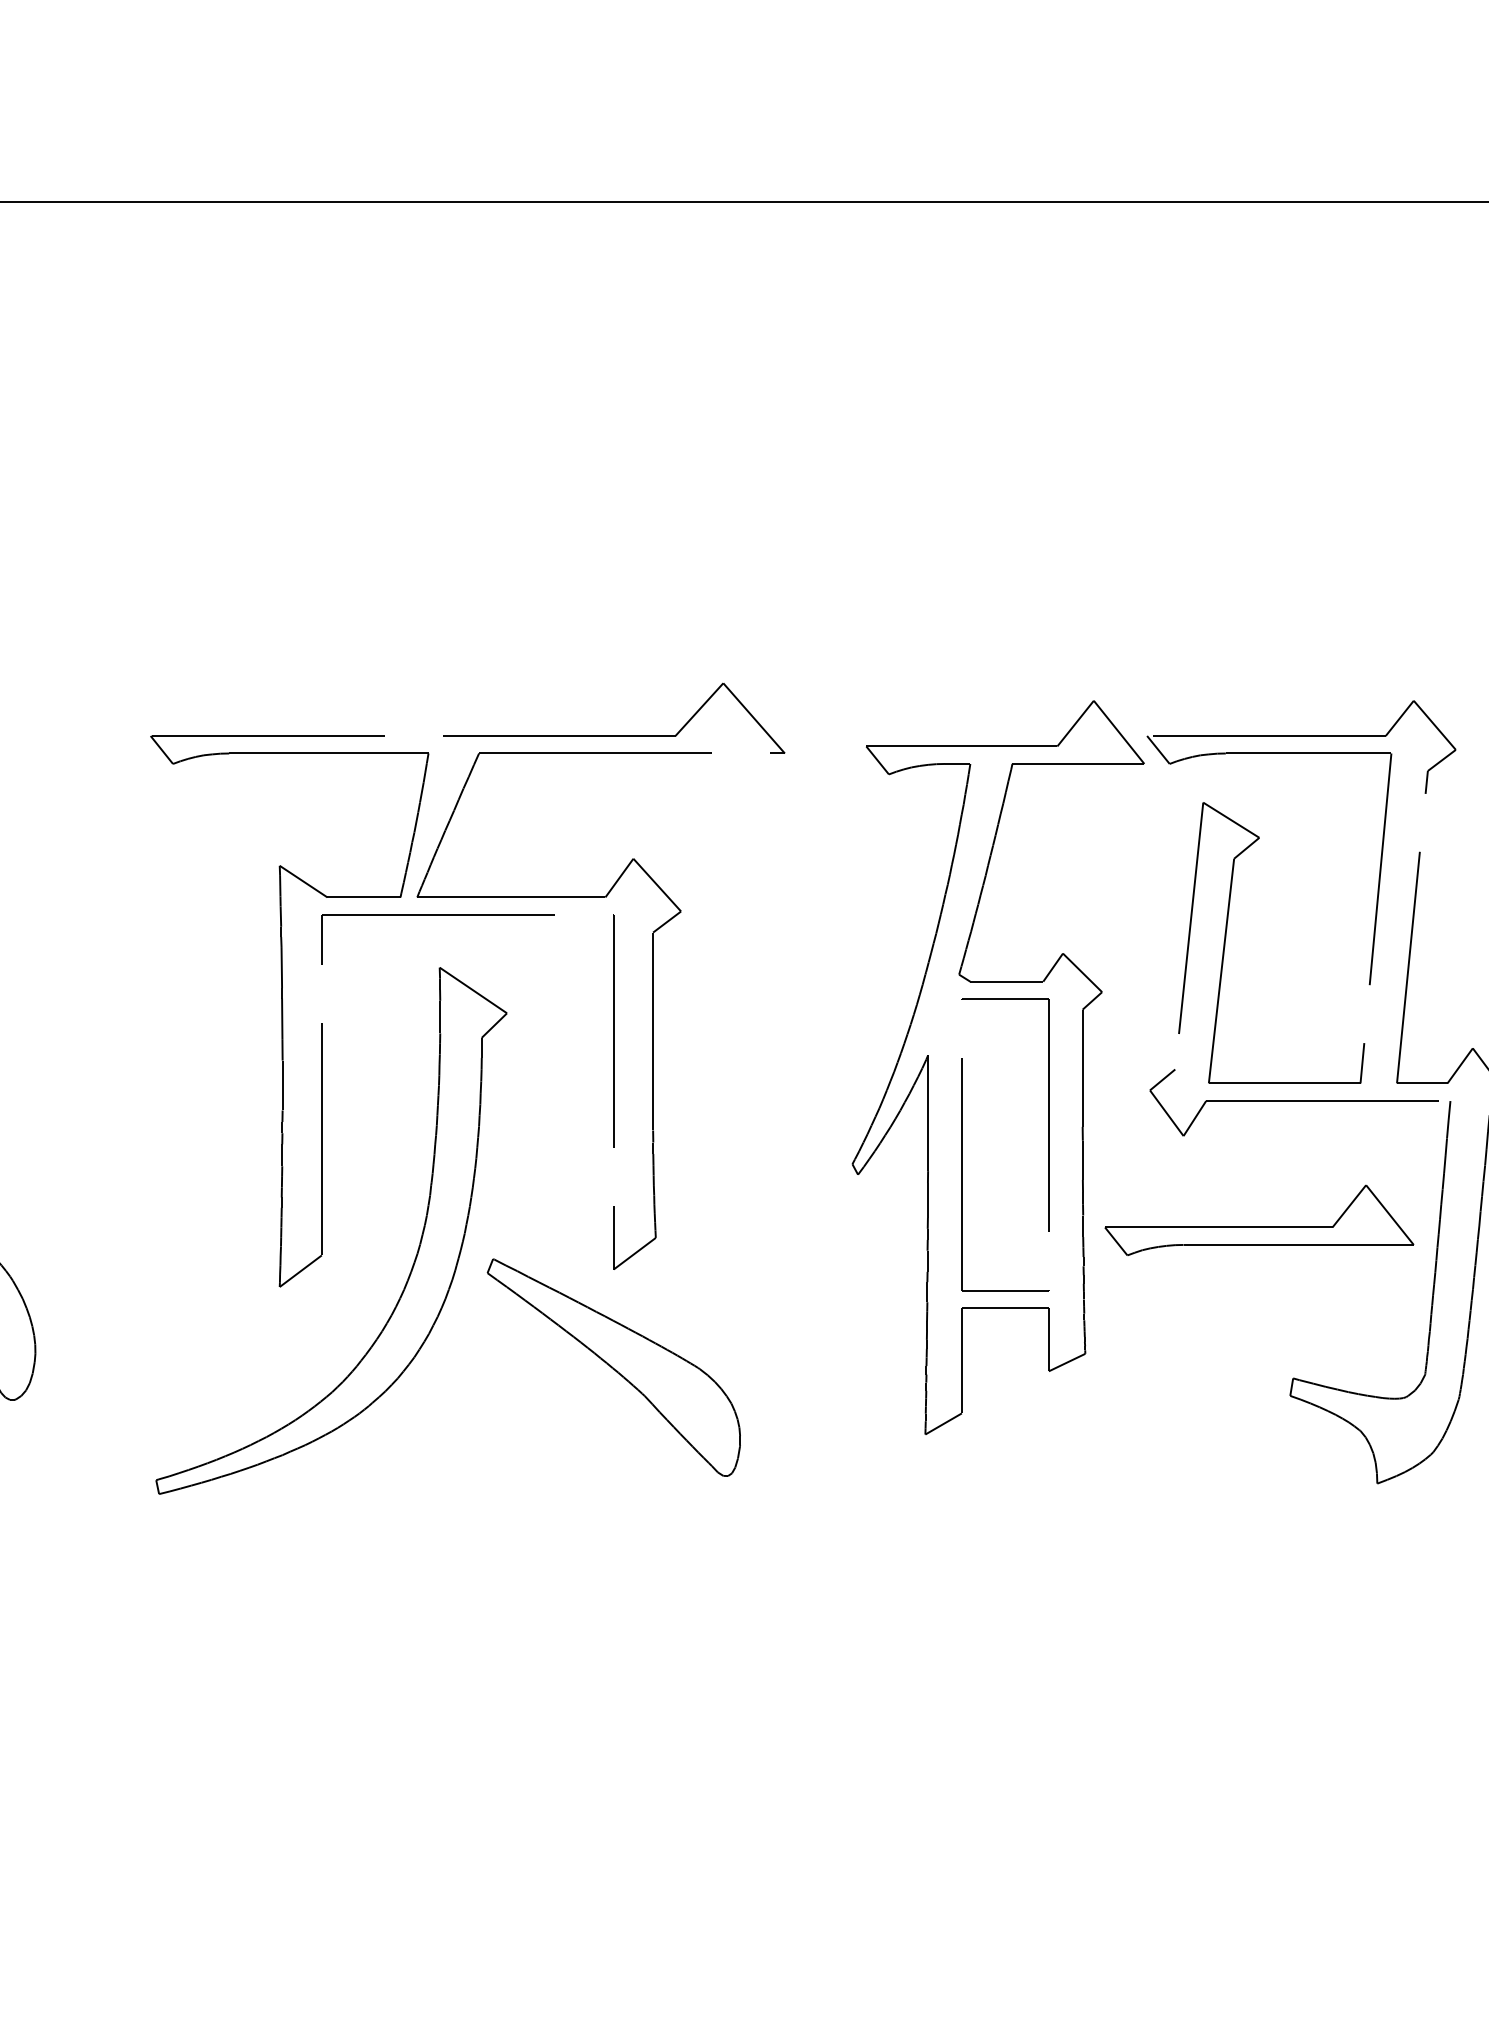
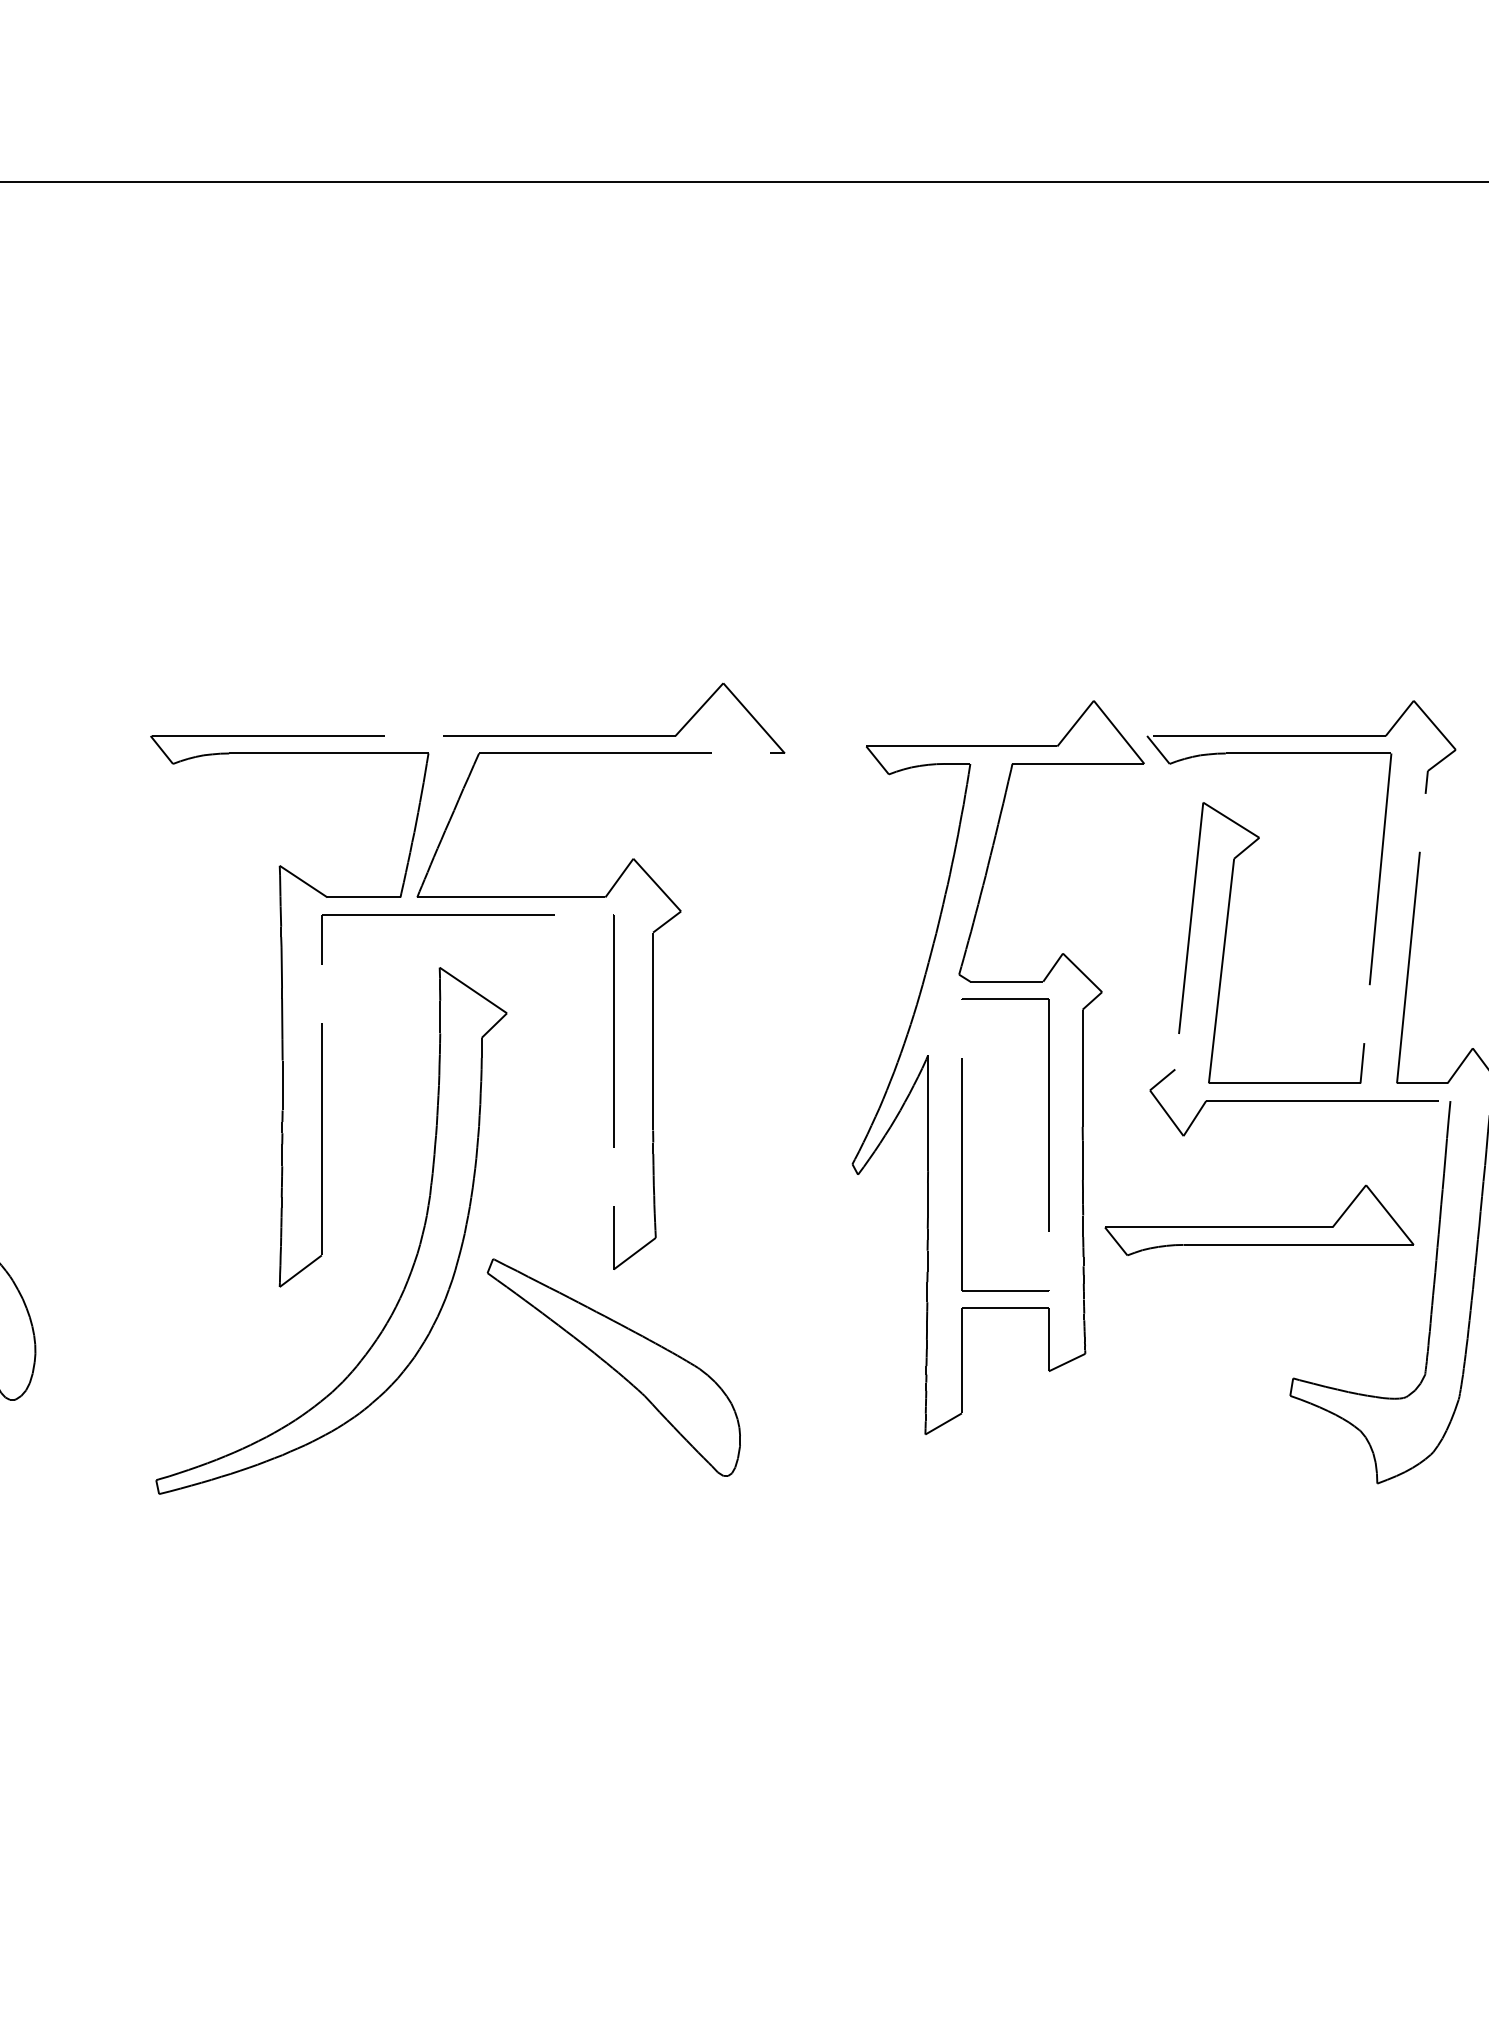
line position: (743, 202) -> (743, 182) (743, 182)
